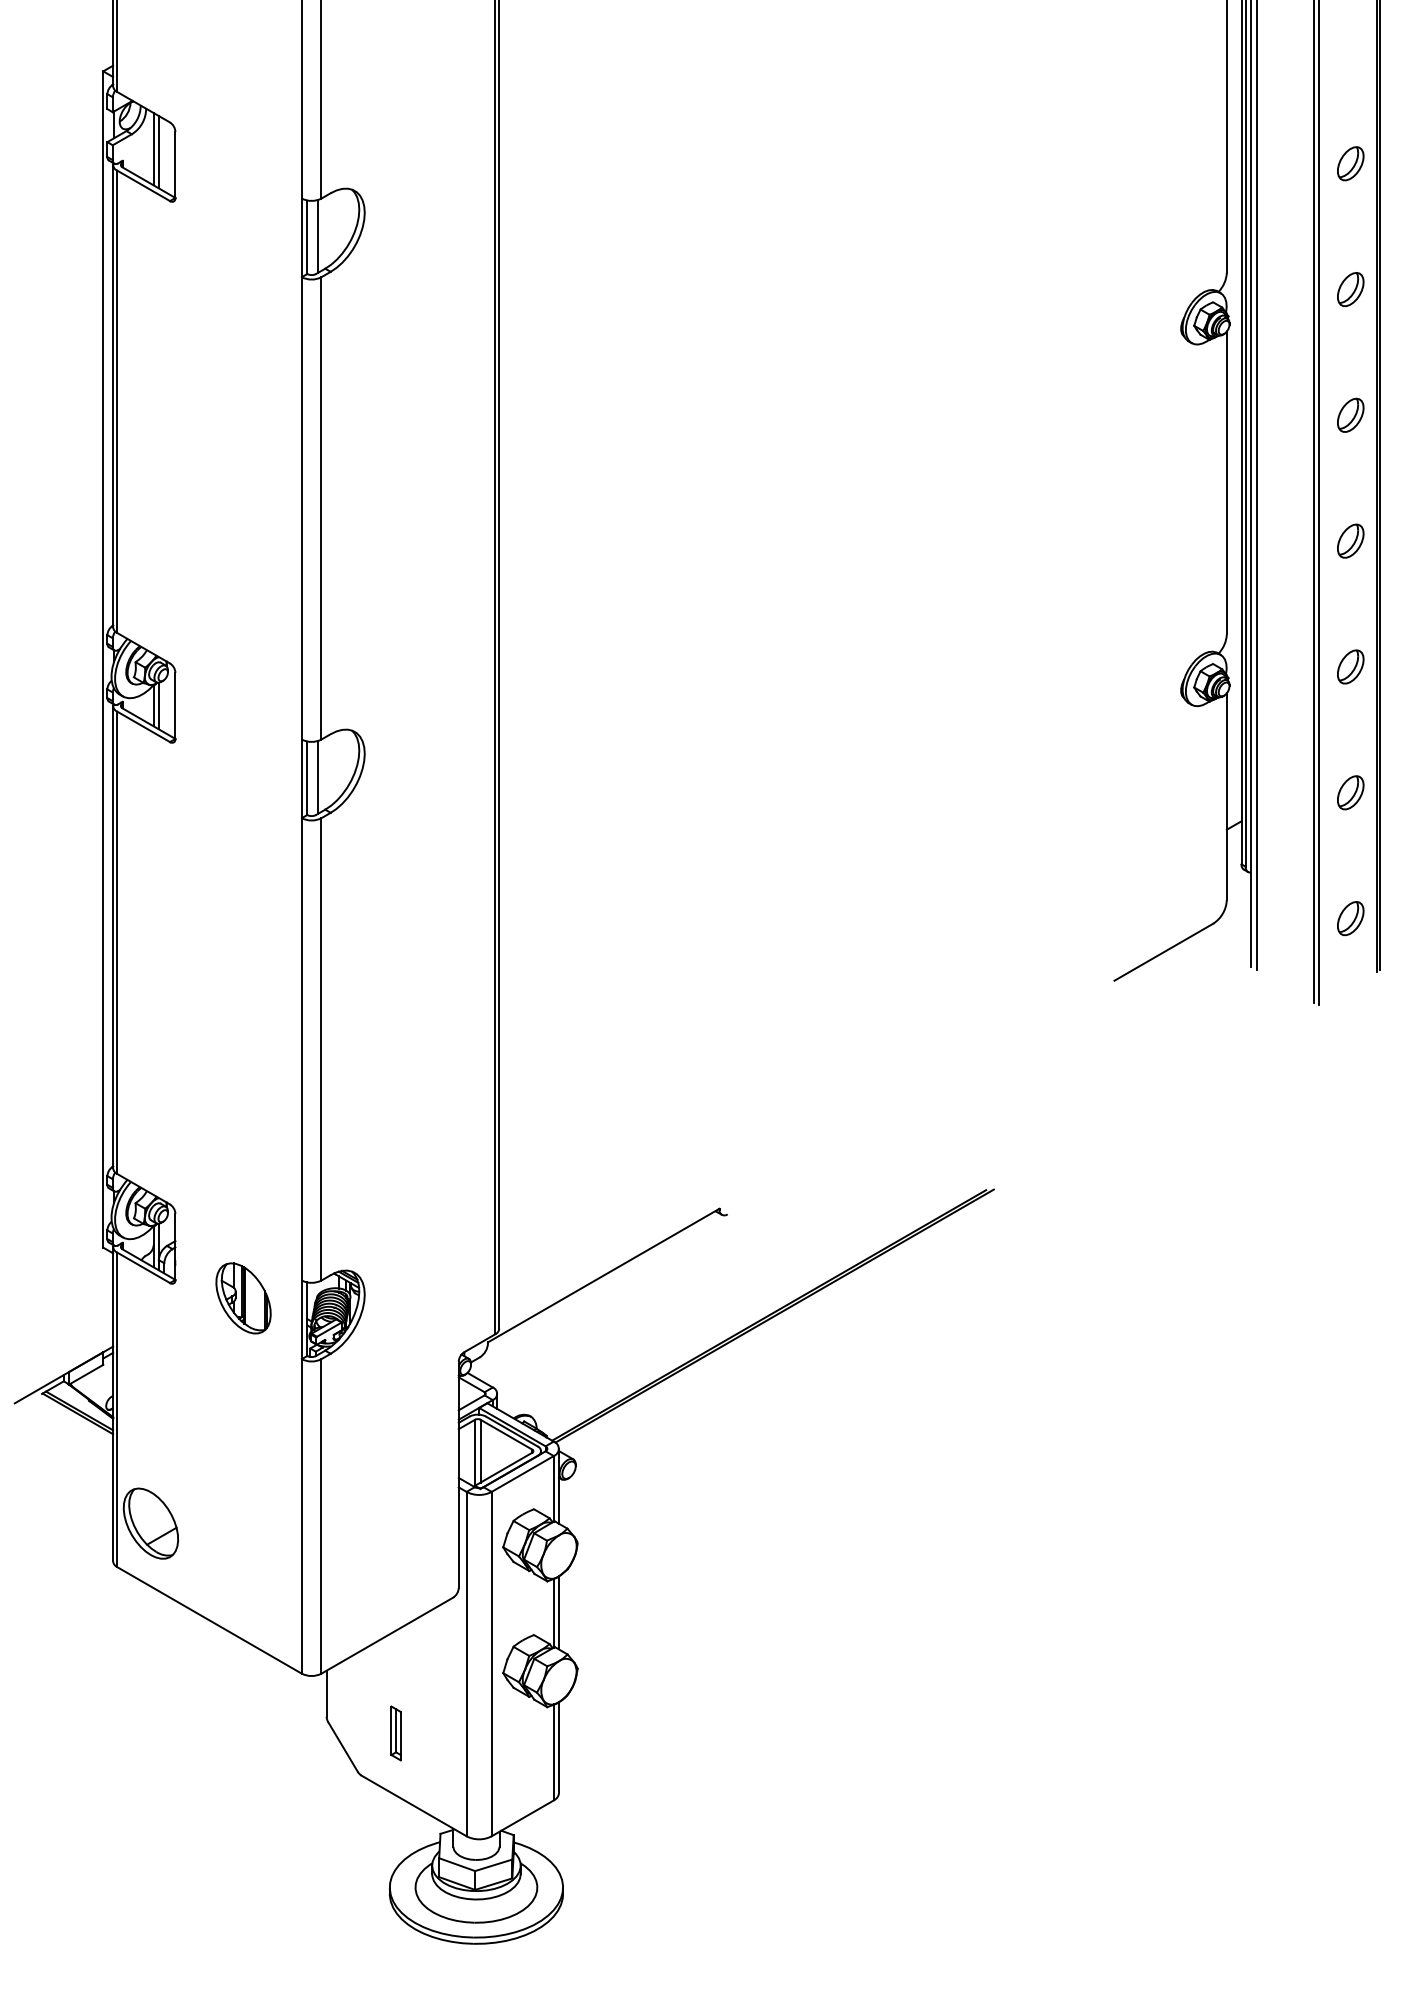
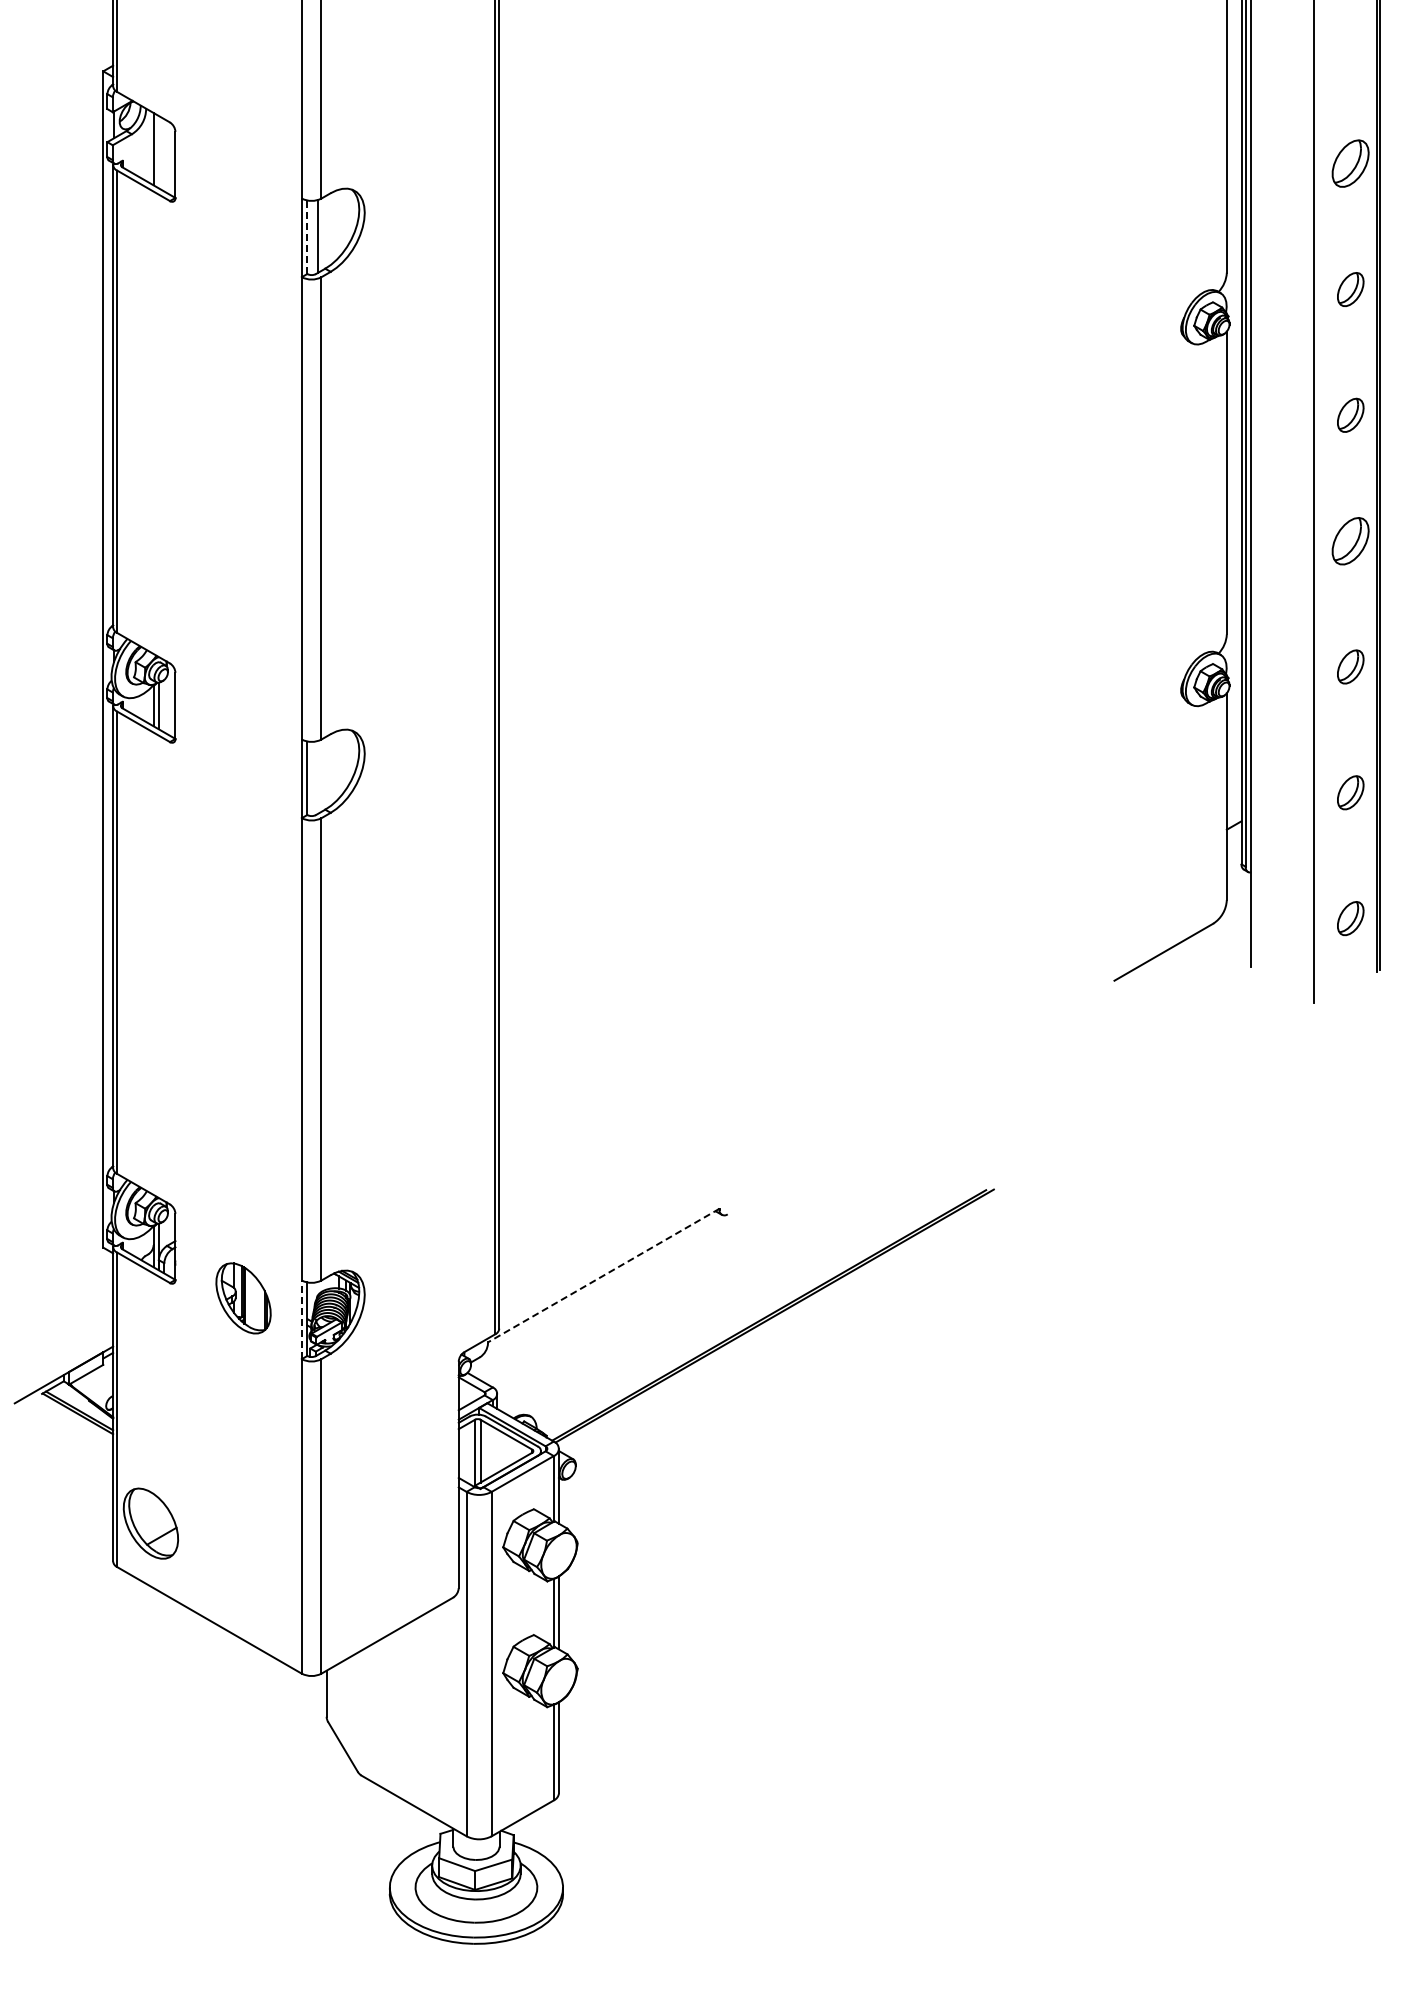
line: present -> none (158, 152)
part size: 28x36 px -> 39x49 px (1350, 163)
line: solid -> dashed (307, 237)
line: present -> none (1256, 486)
line: present -> none (1319, 503)
part size: 28x36 px -> 39x49 px (1350, 541)
line: present -> none (318, 776)
line: solid -> dashed (603, 1275)
line: solid -> dashed (301, 1319)
part: present -> none (395, 1733)
